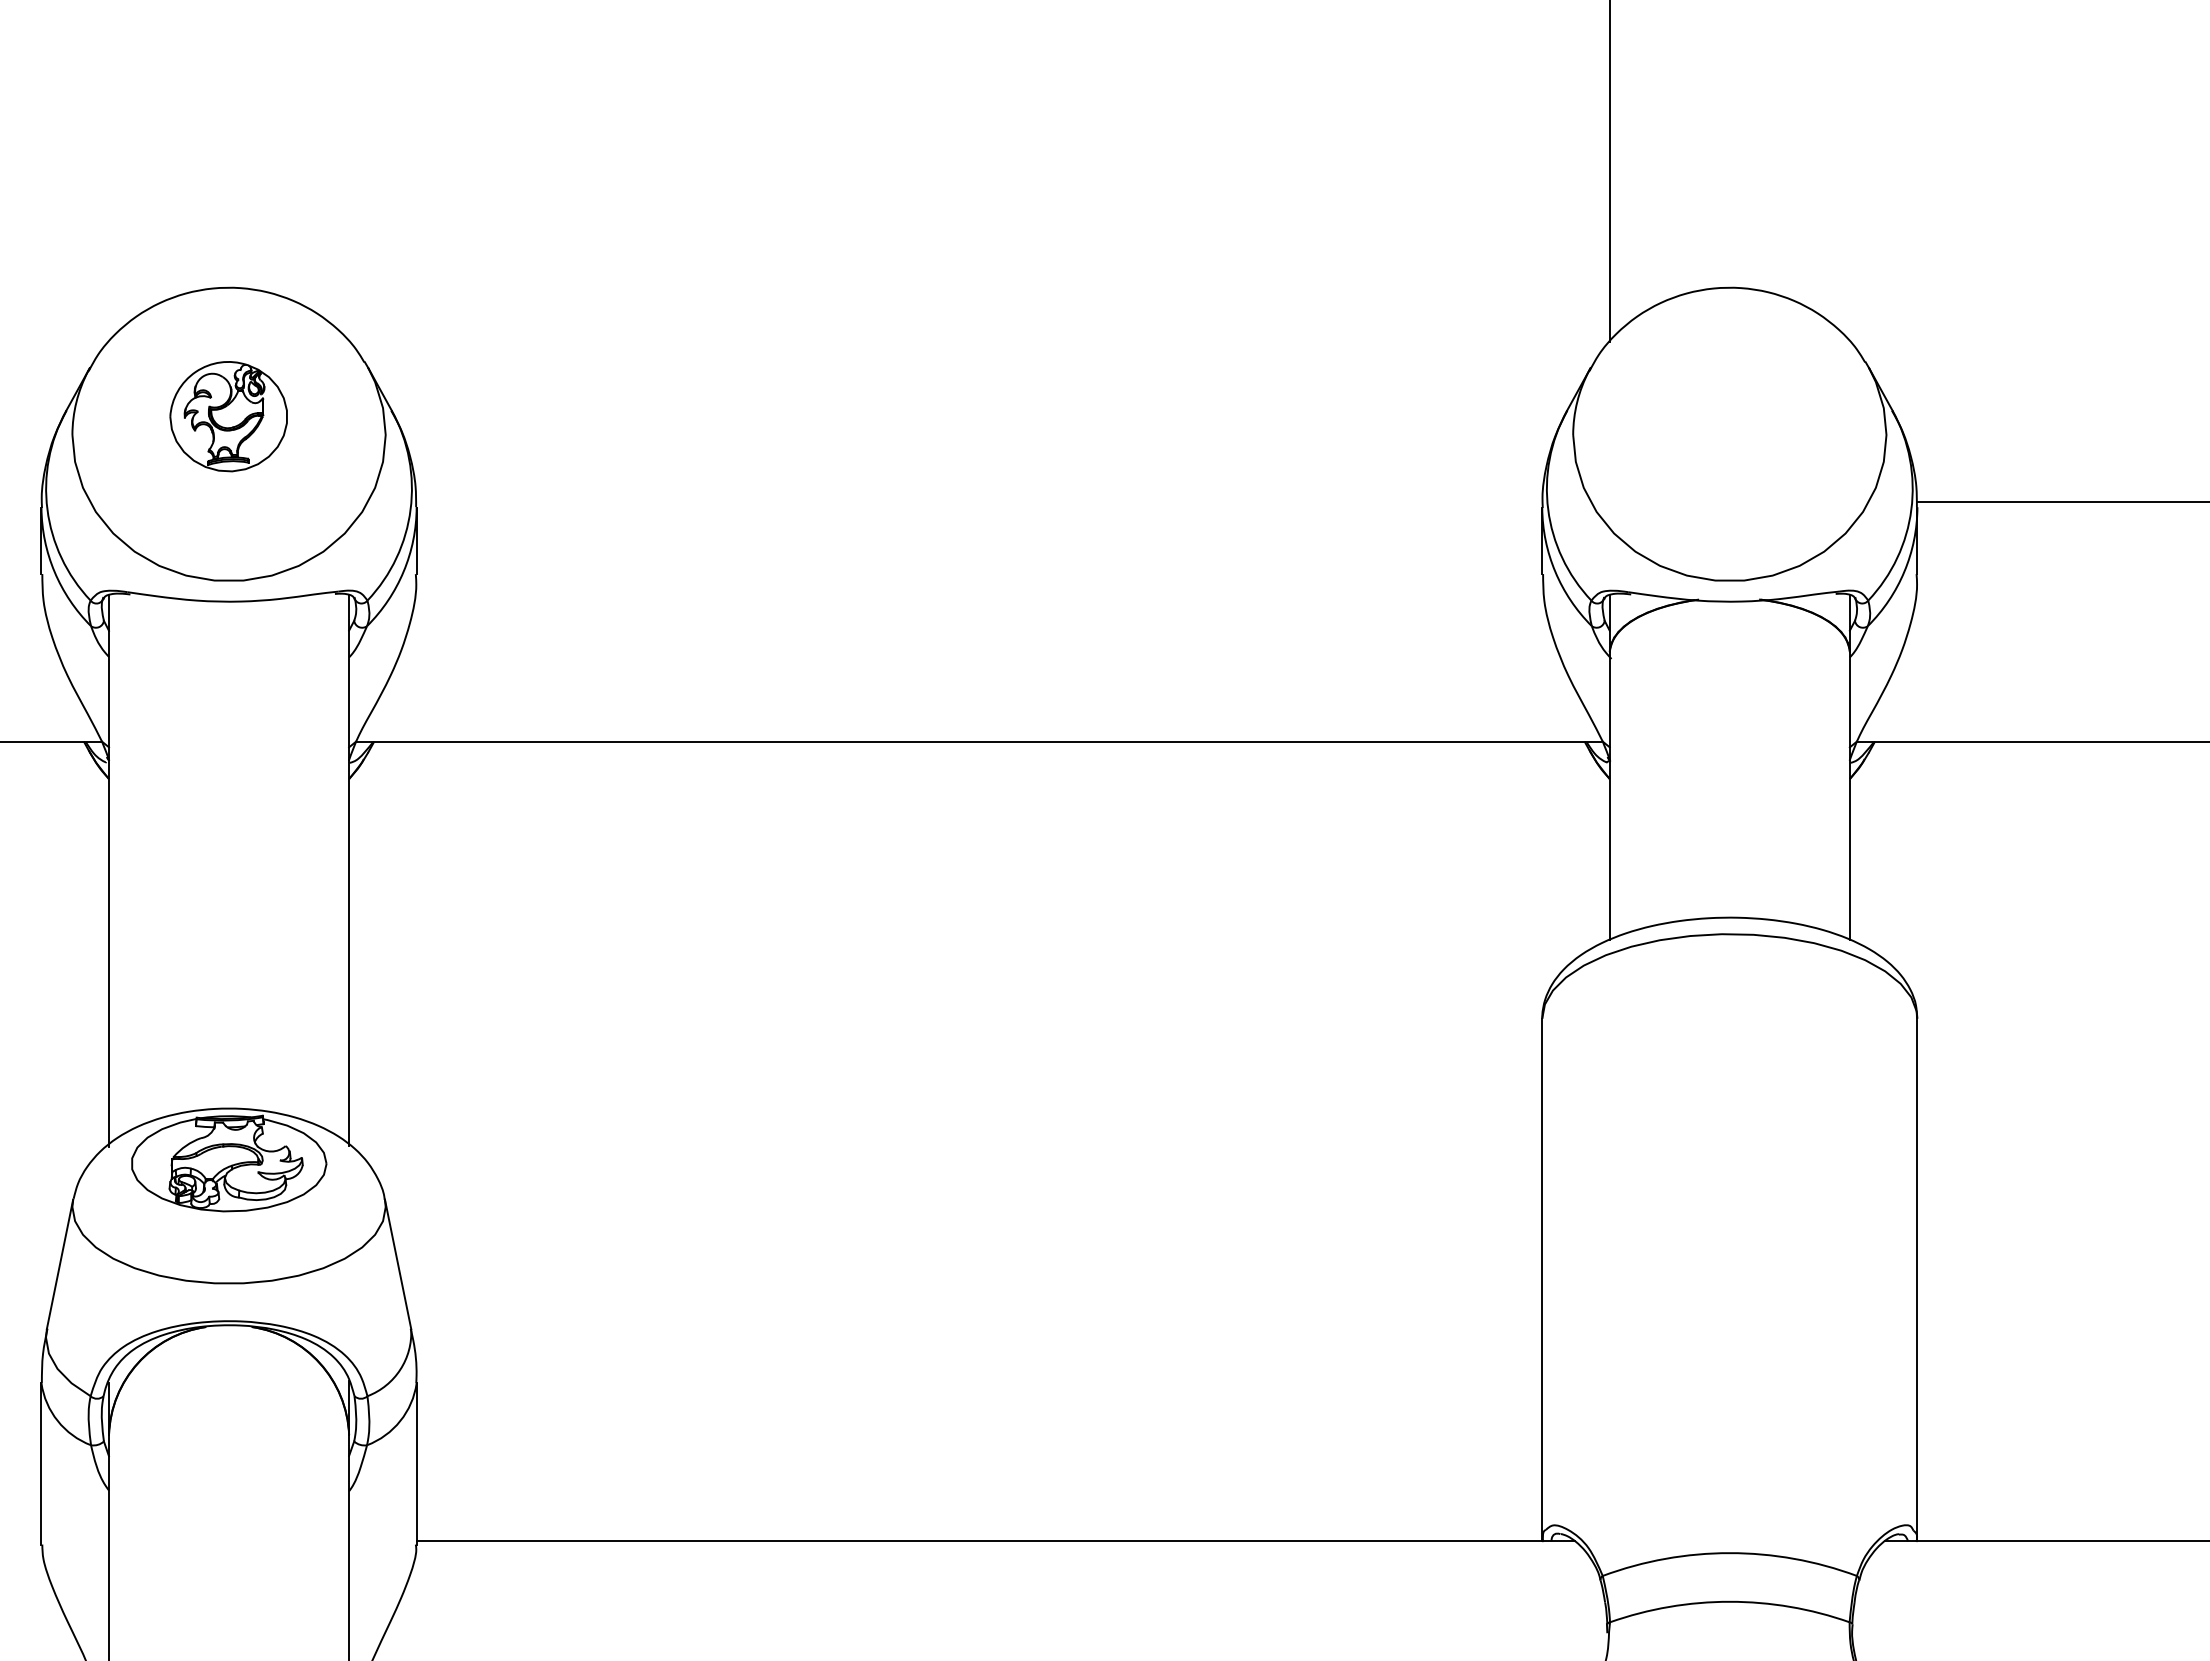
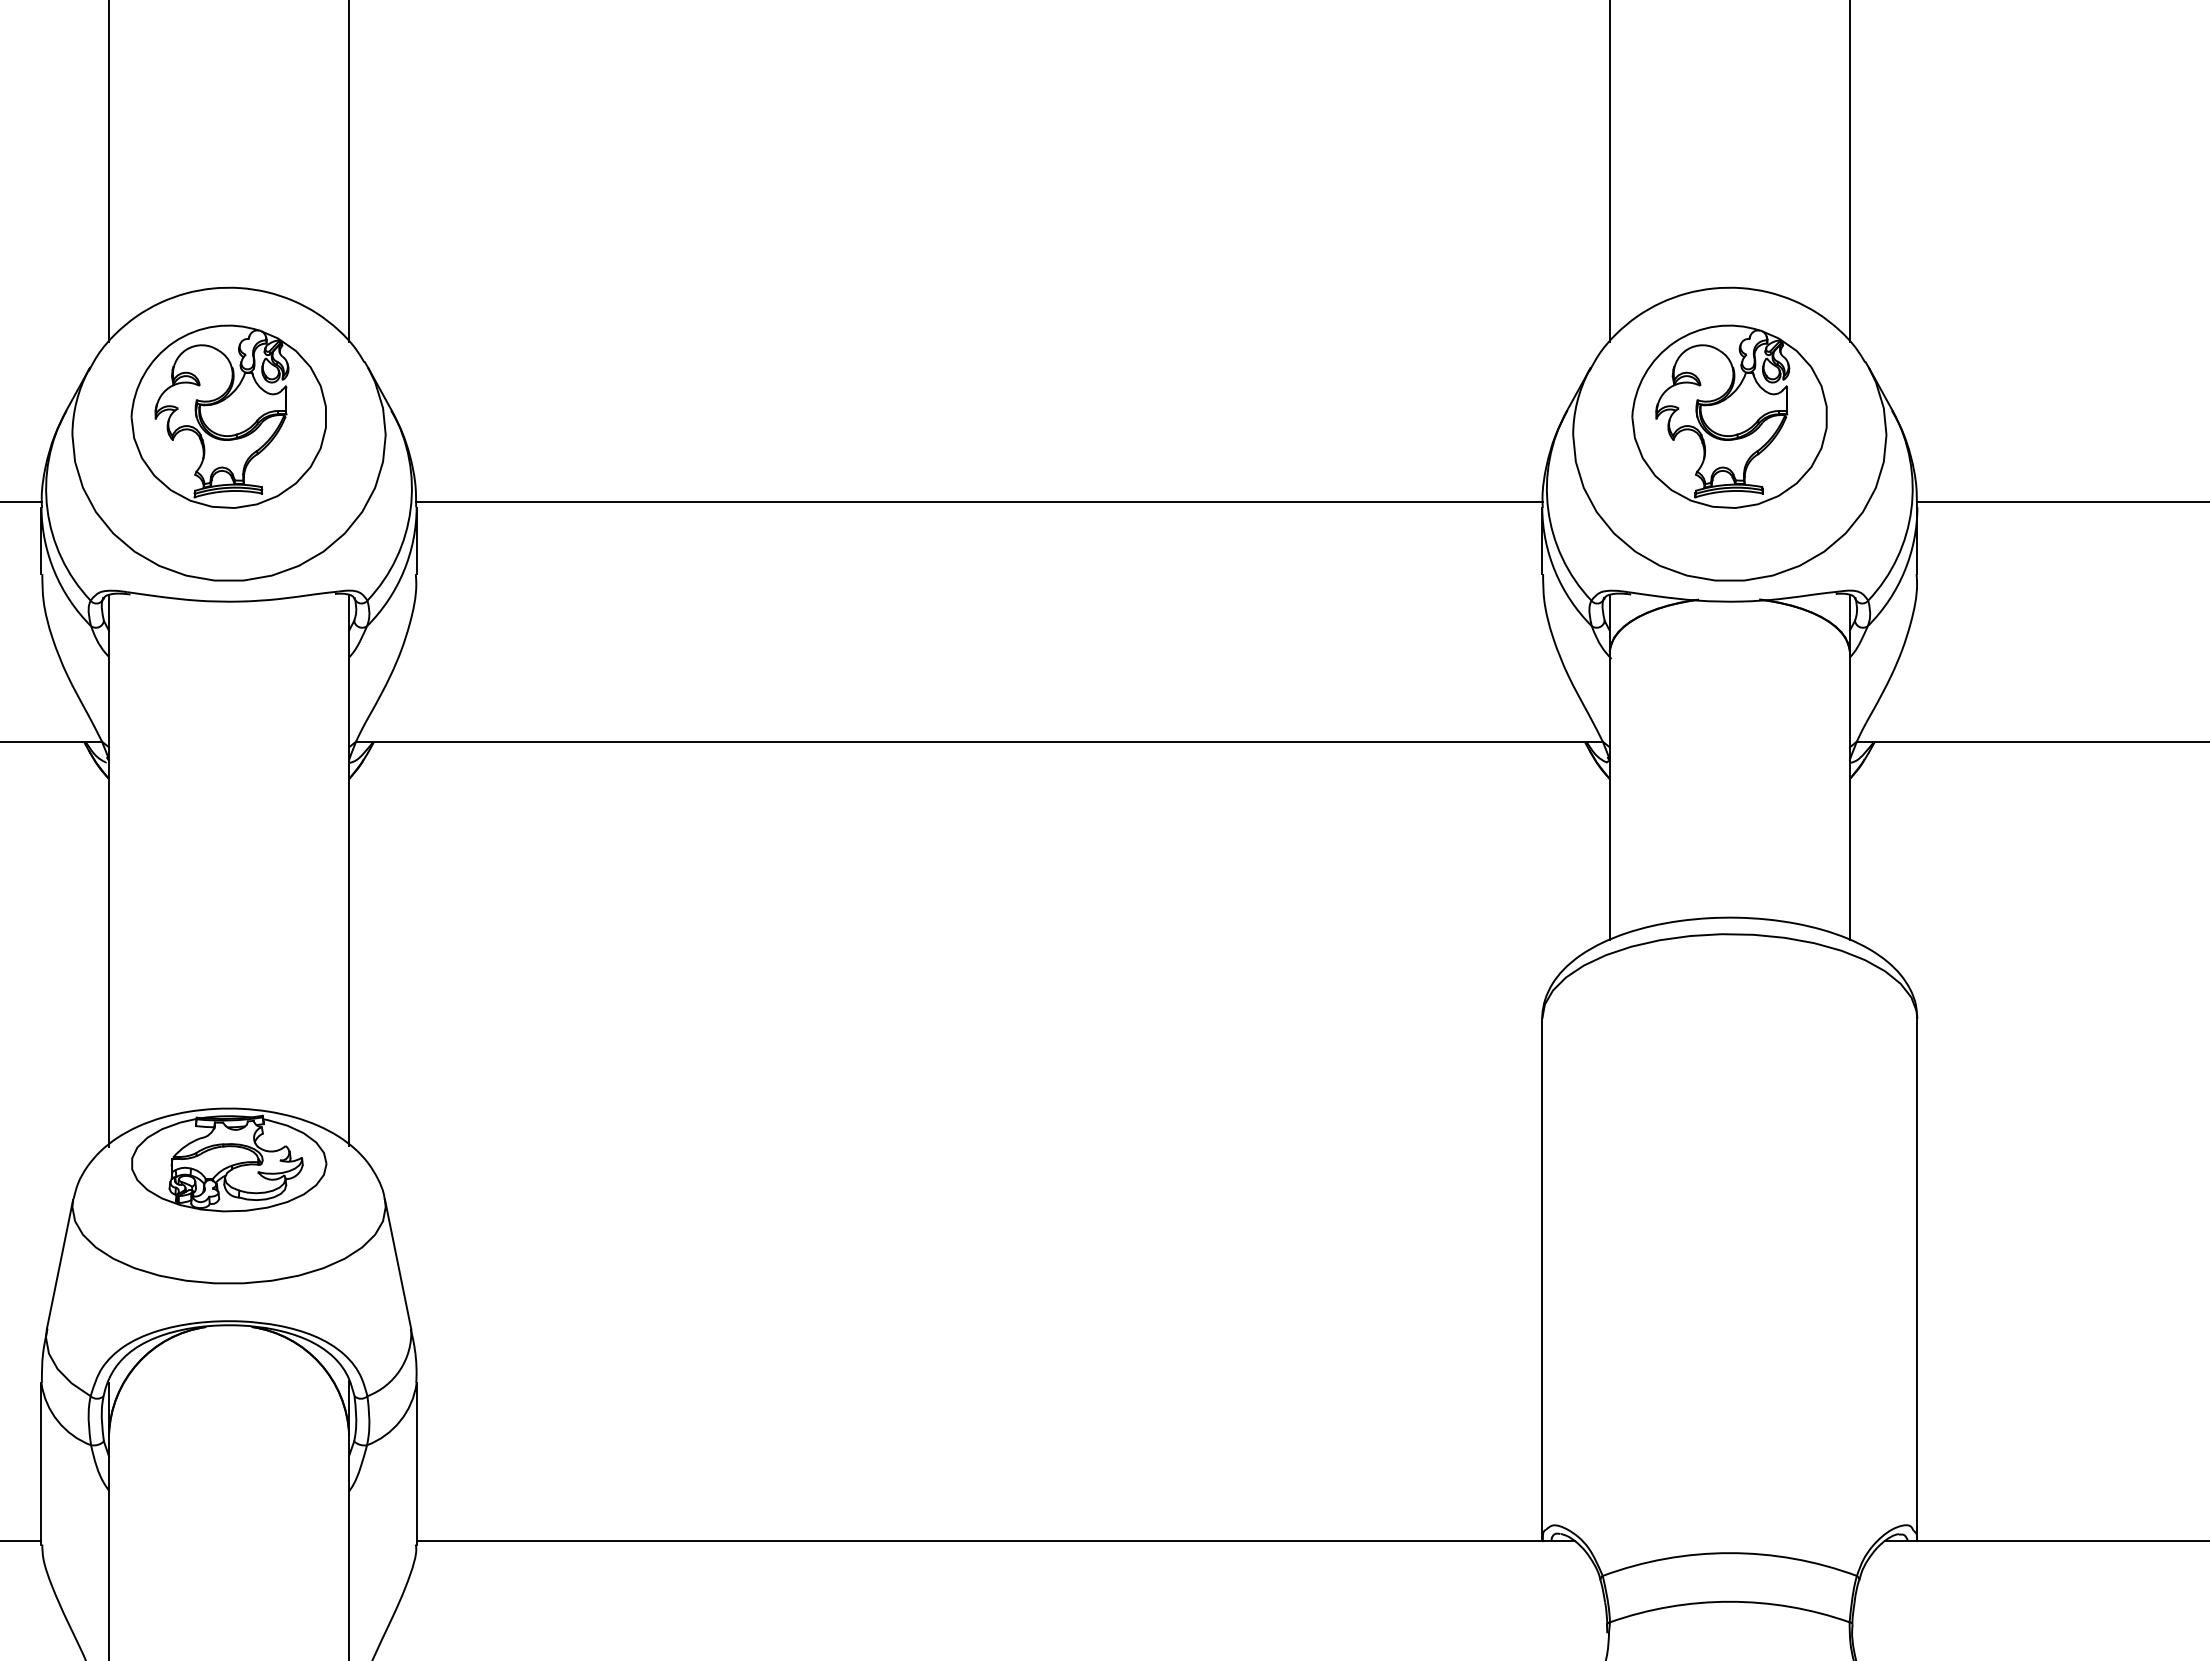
line: none -> present (109, 172)
line: none -> present (349, 172)
line: none -> present (1849, 172)
part size: 119x112 px -> 197x185 px (228, 416)
part: none -> present (1729, 416)
line: none -> present (21, 502)
line: none -> present (979, 502)
line: none -> present (21, 1541)
